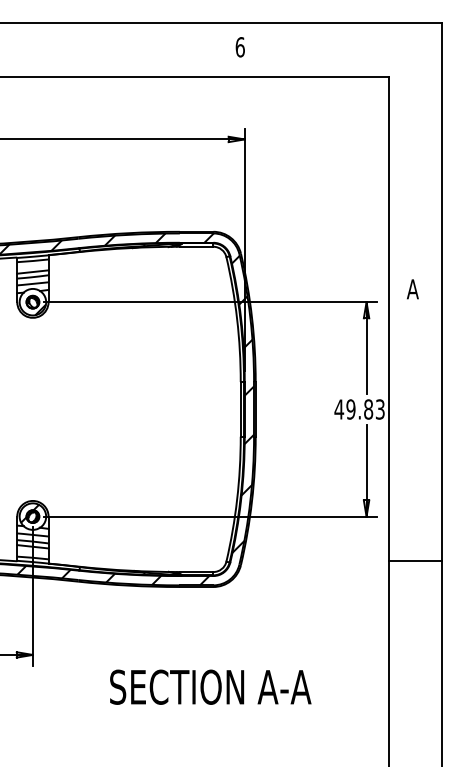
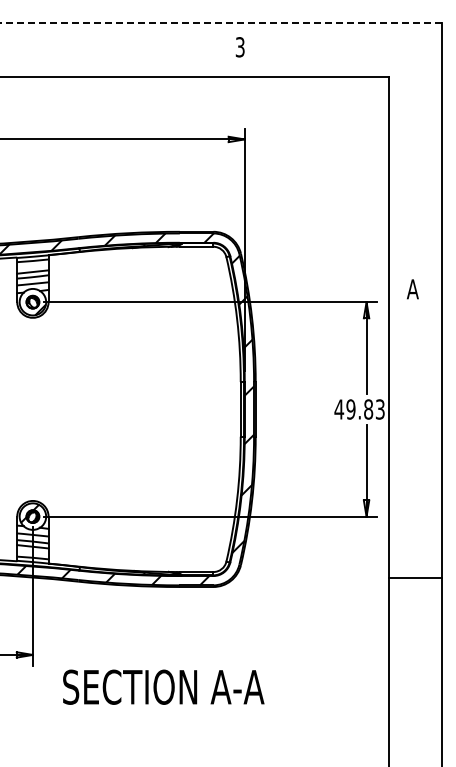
line: solid -> dashed (221, 23)
text: 6 -> 3 (239, 47)
line position: (415, 560) -> (415, 577) (415, 577)
text position: (210, 686) -> (163, 686) (163, 686)
